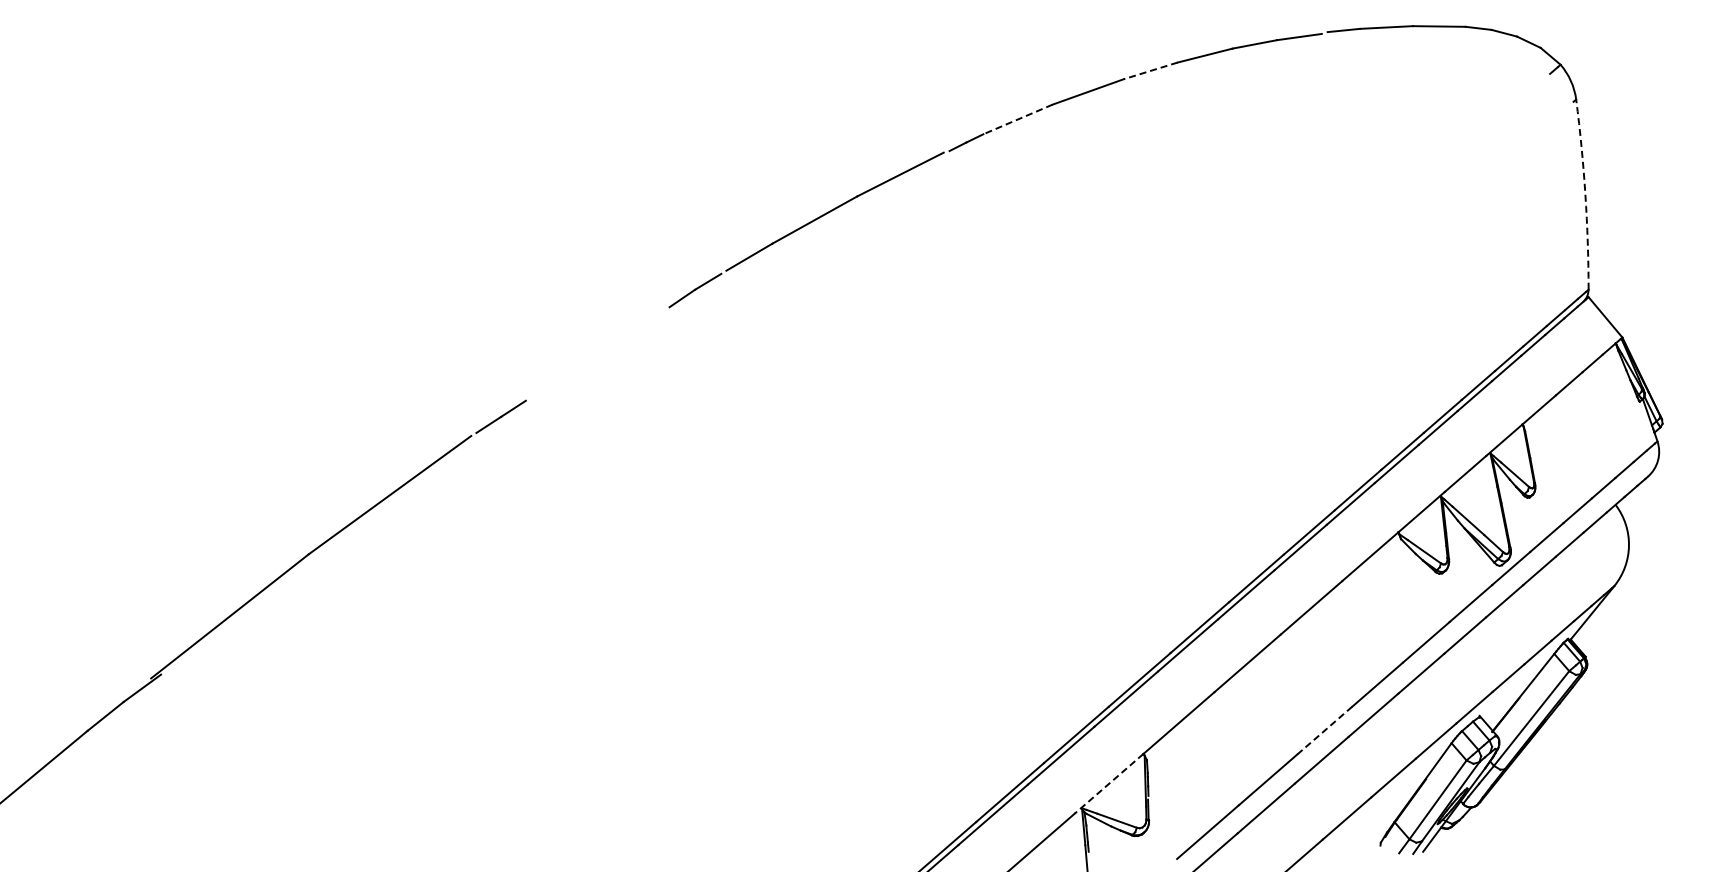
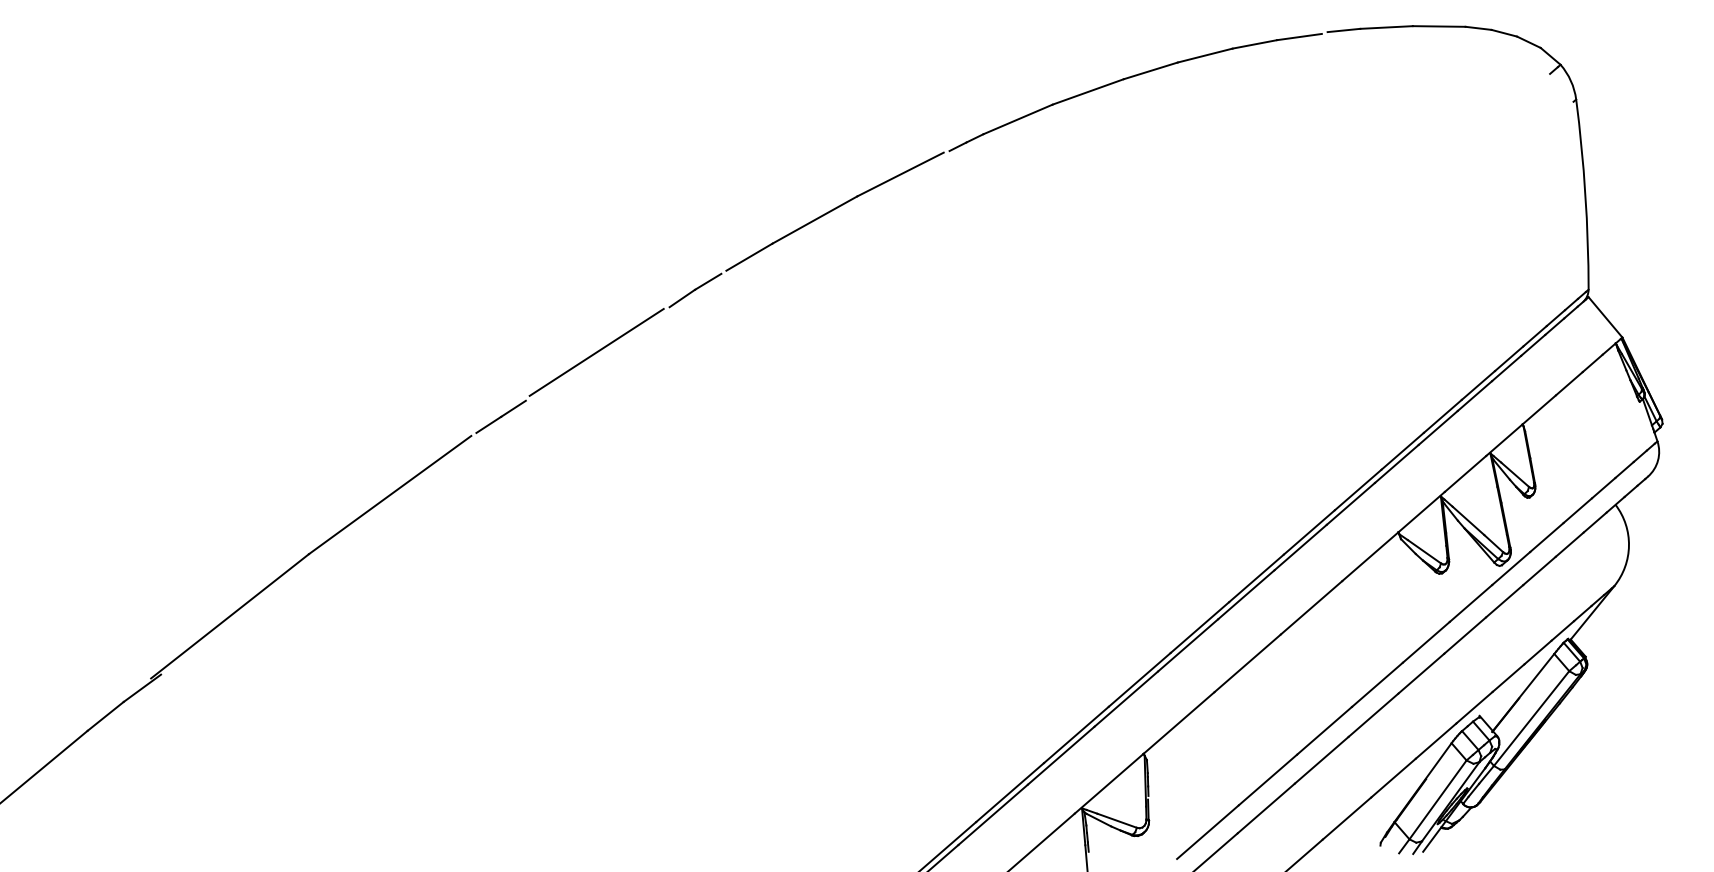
line: dashed -> solid (1150, 71)
line: dashed -> solid (1018, 119)
arc: dashed -> solid (1585, 194)
line: none -> present (596, 351)
line: dashed -> solid (1324, 730)
line: dashed -> solid (1108, 784)
